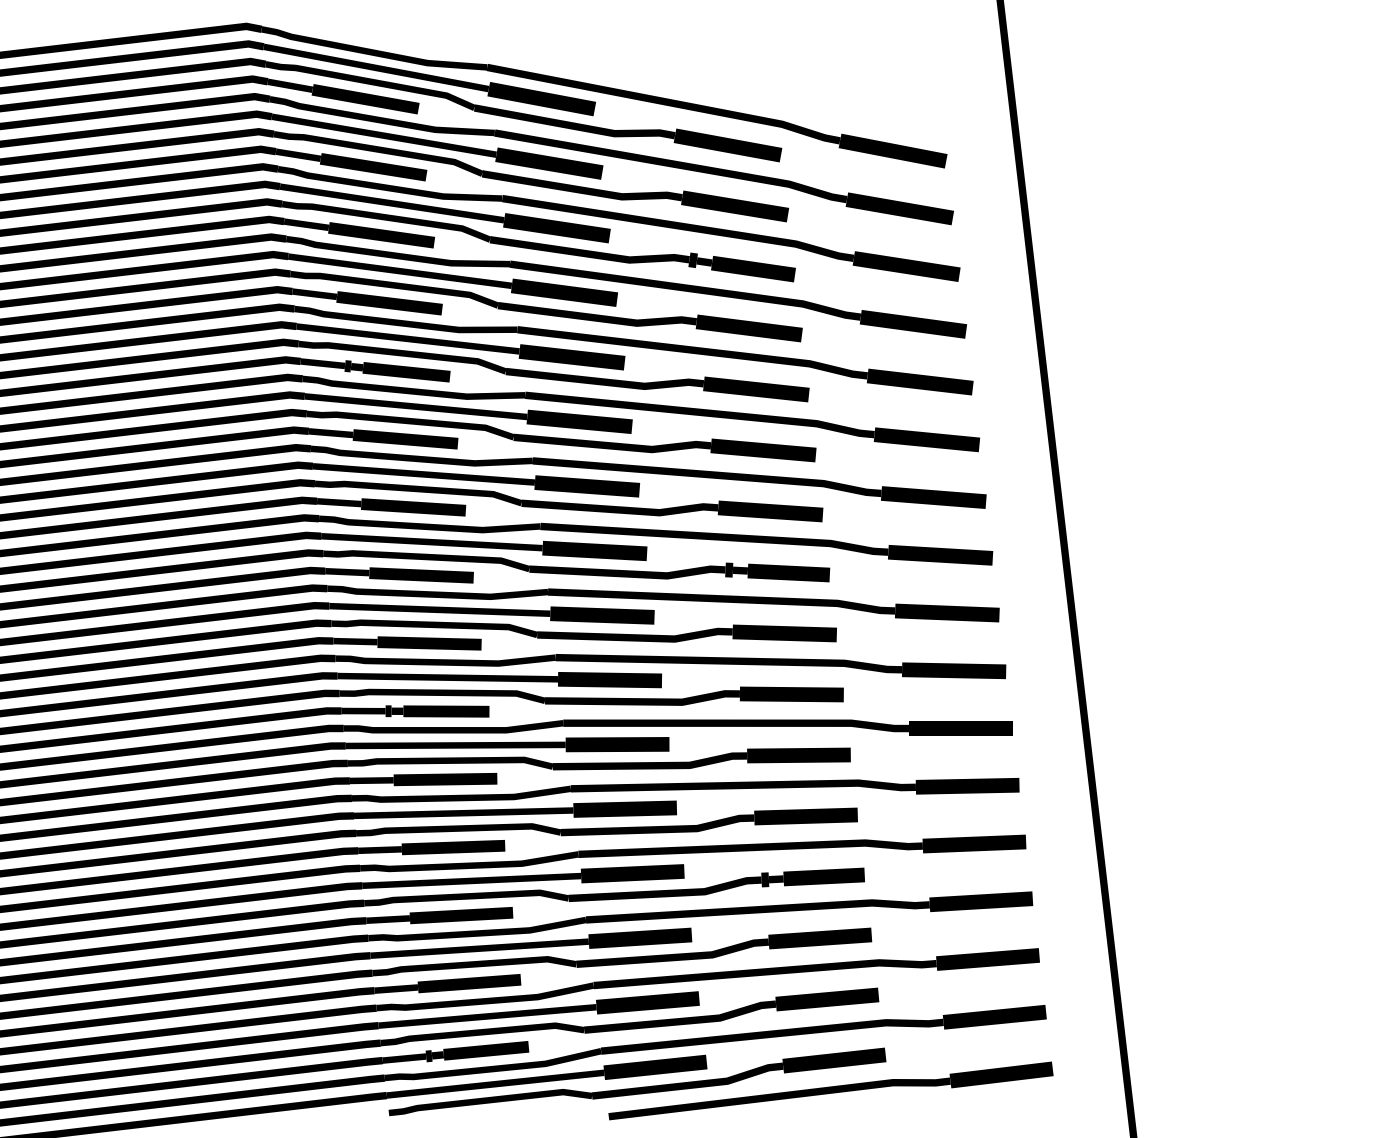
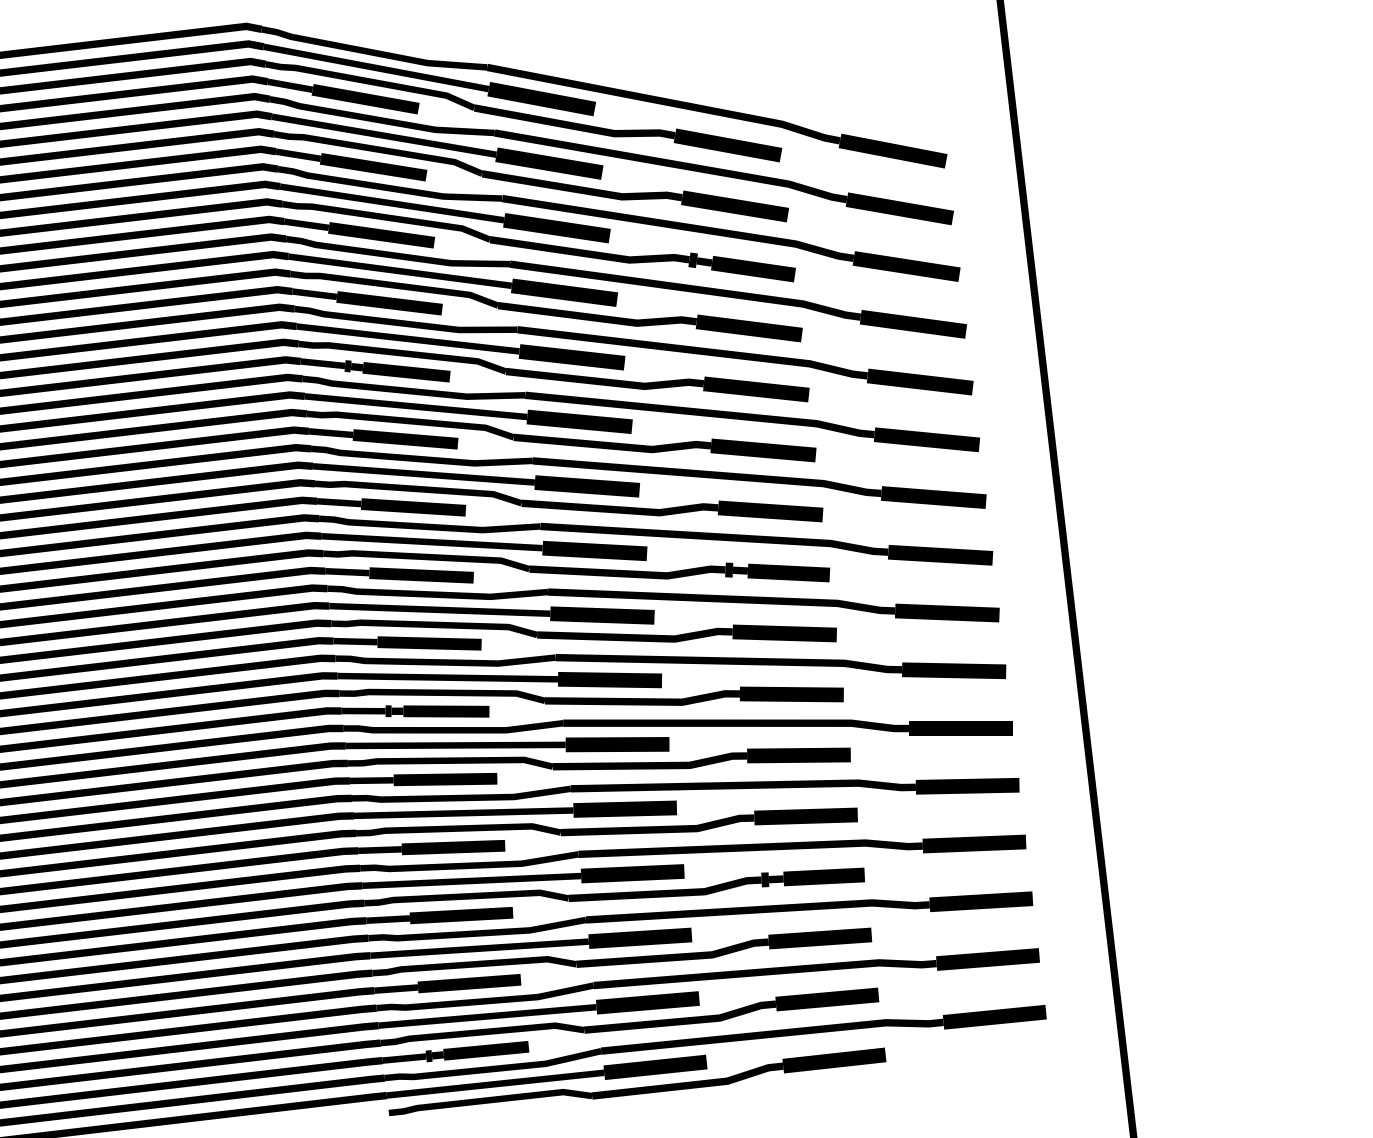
part: present -> none (830, 1090)
